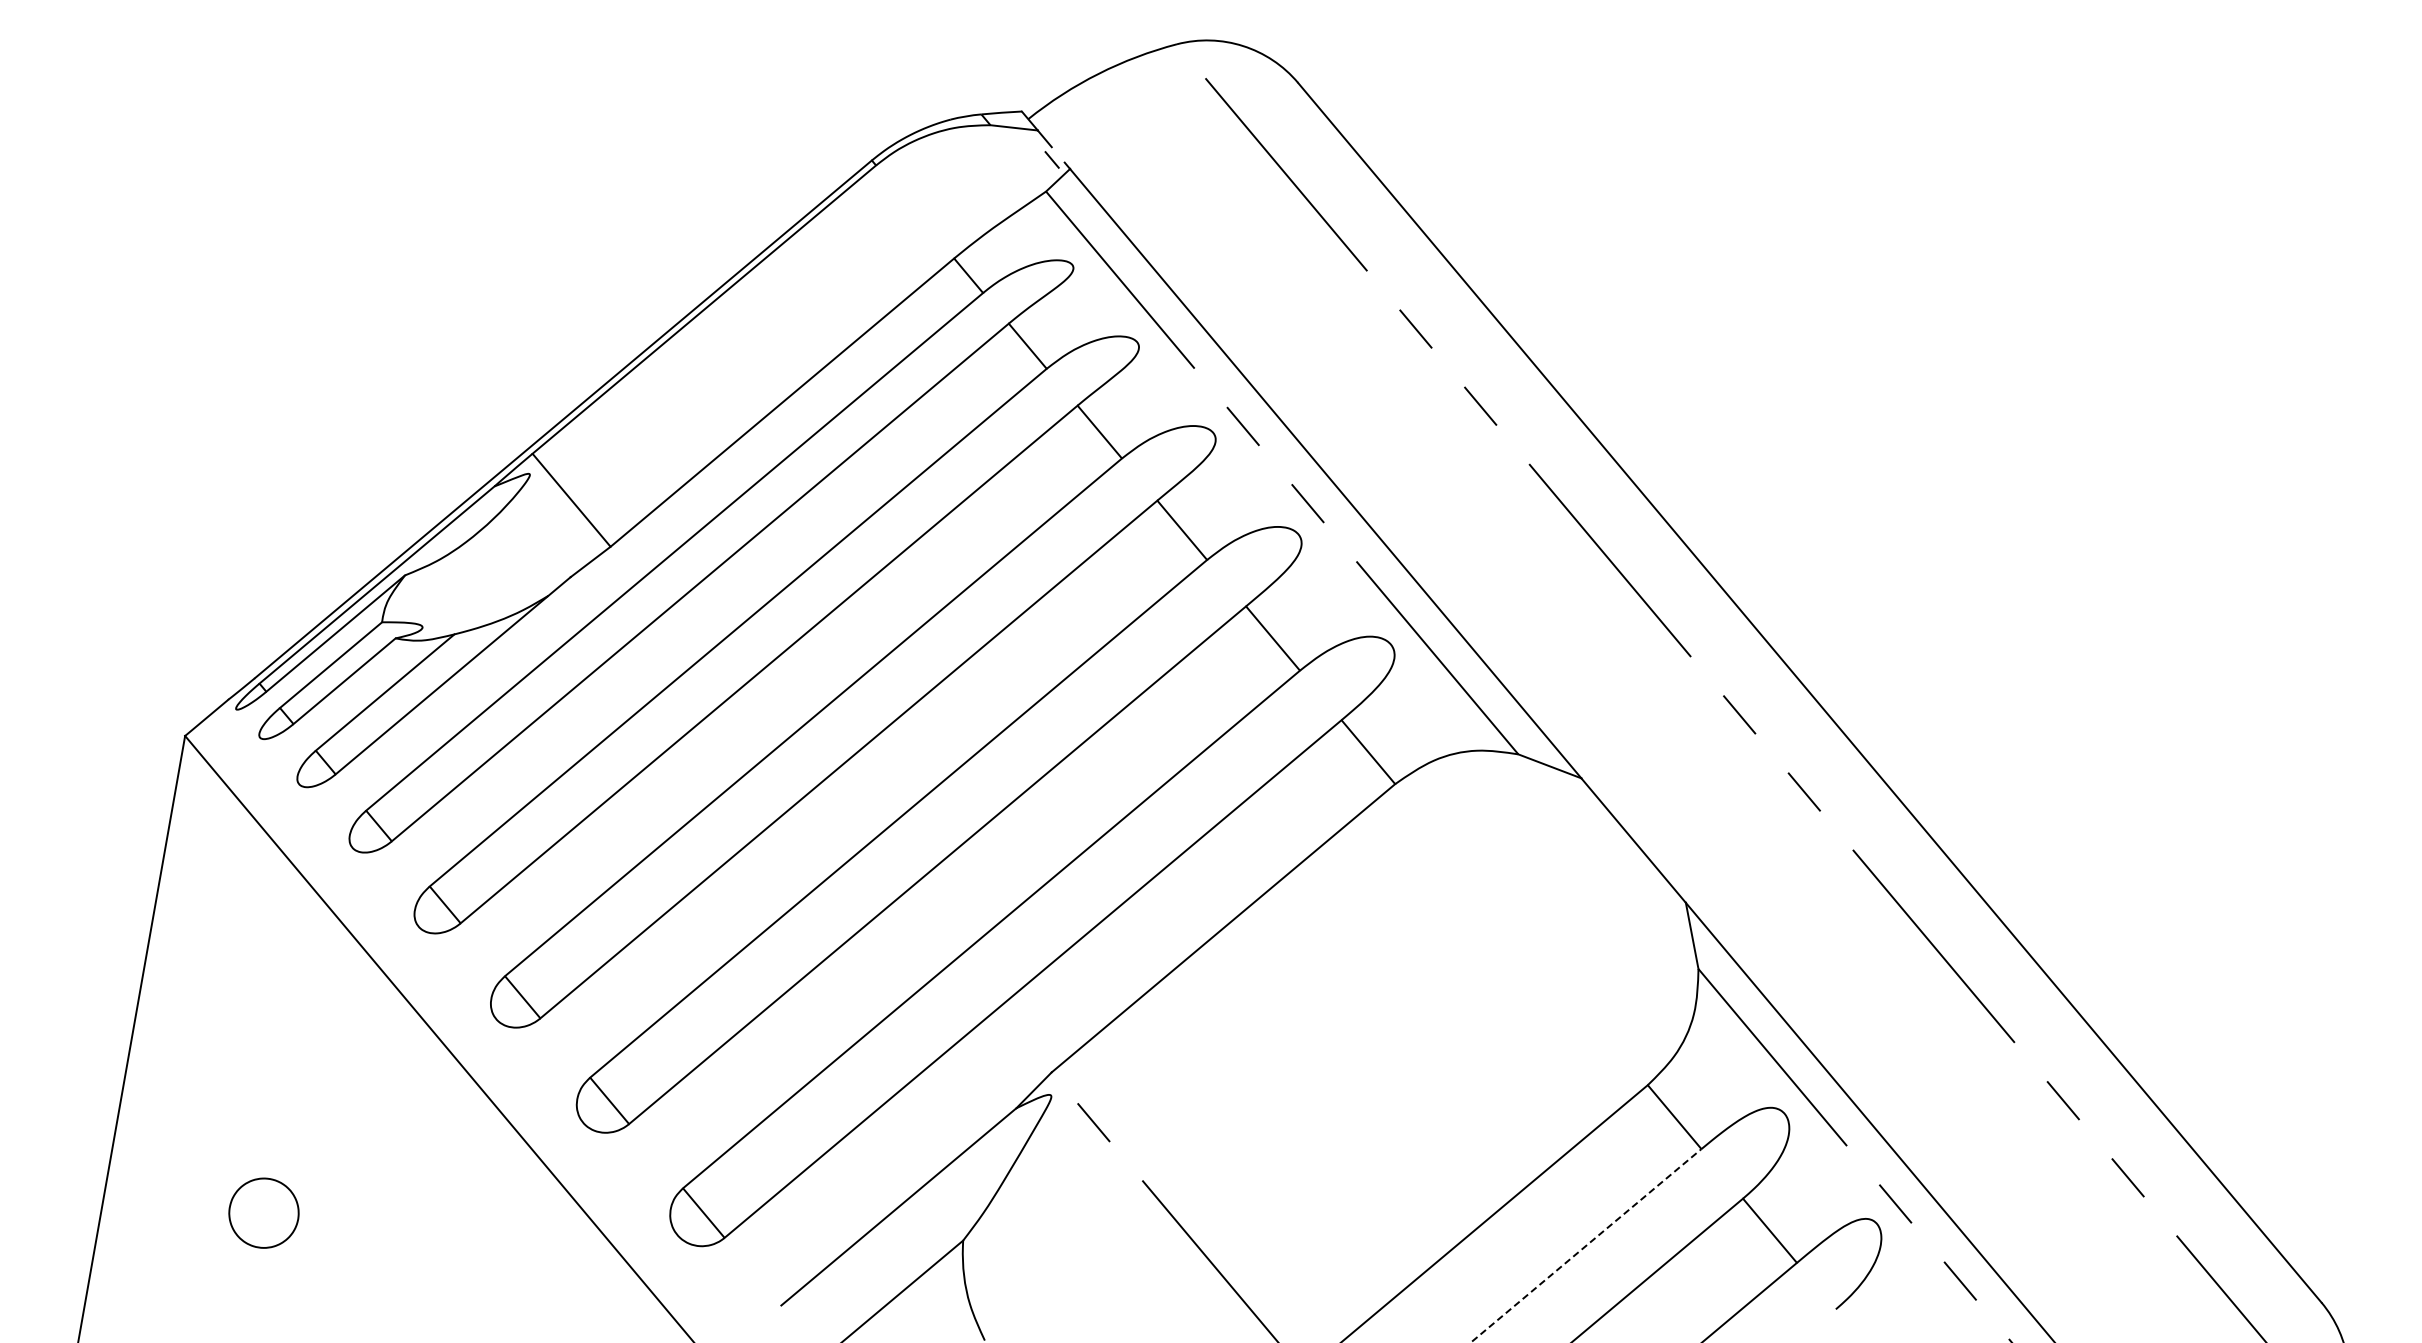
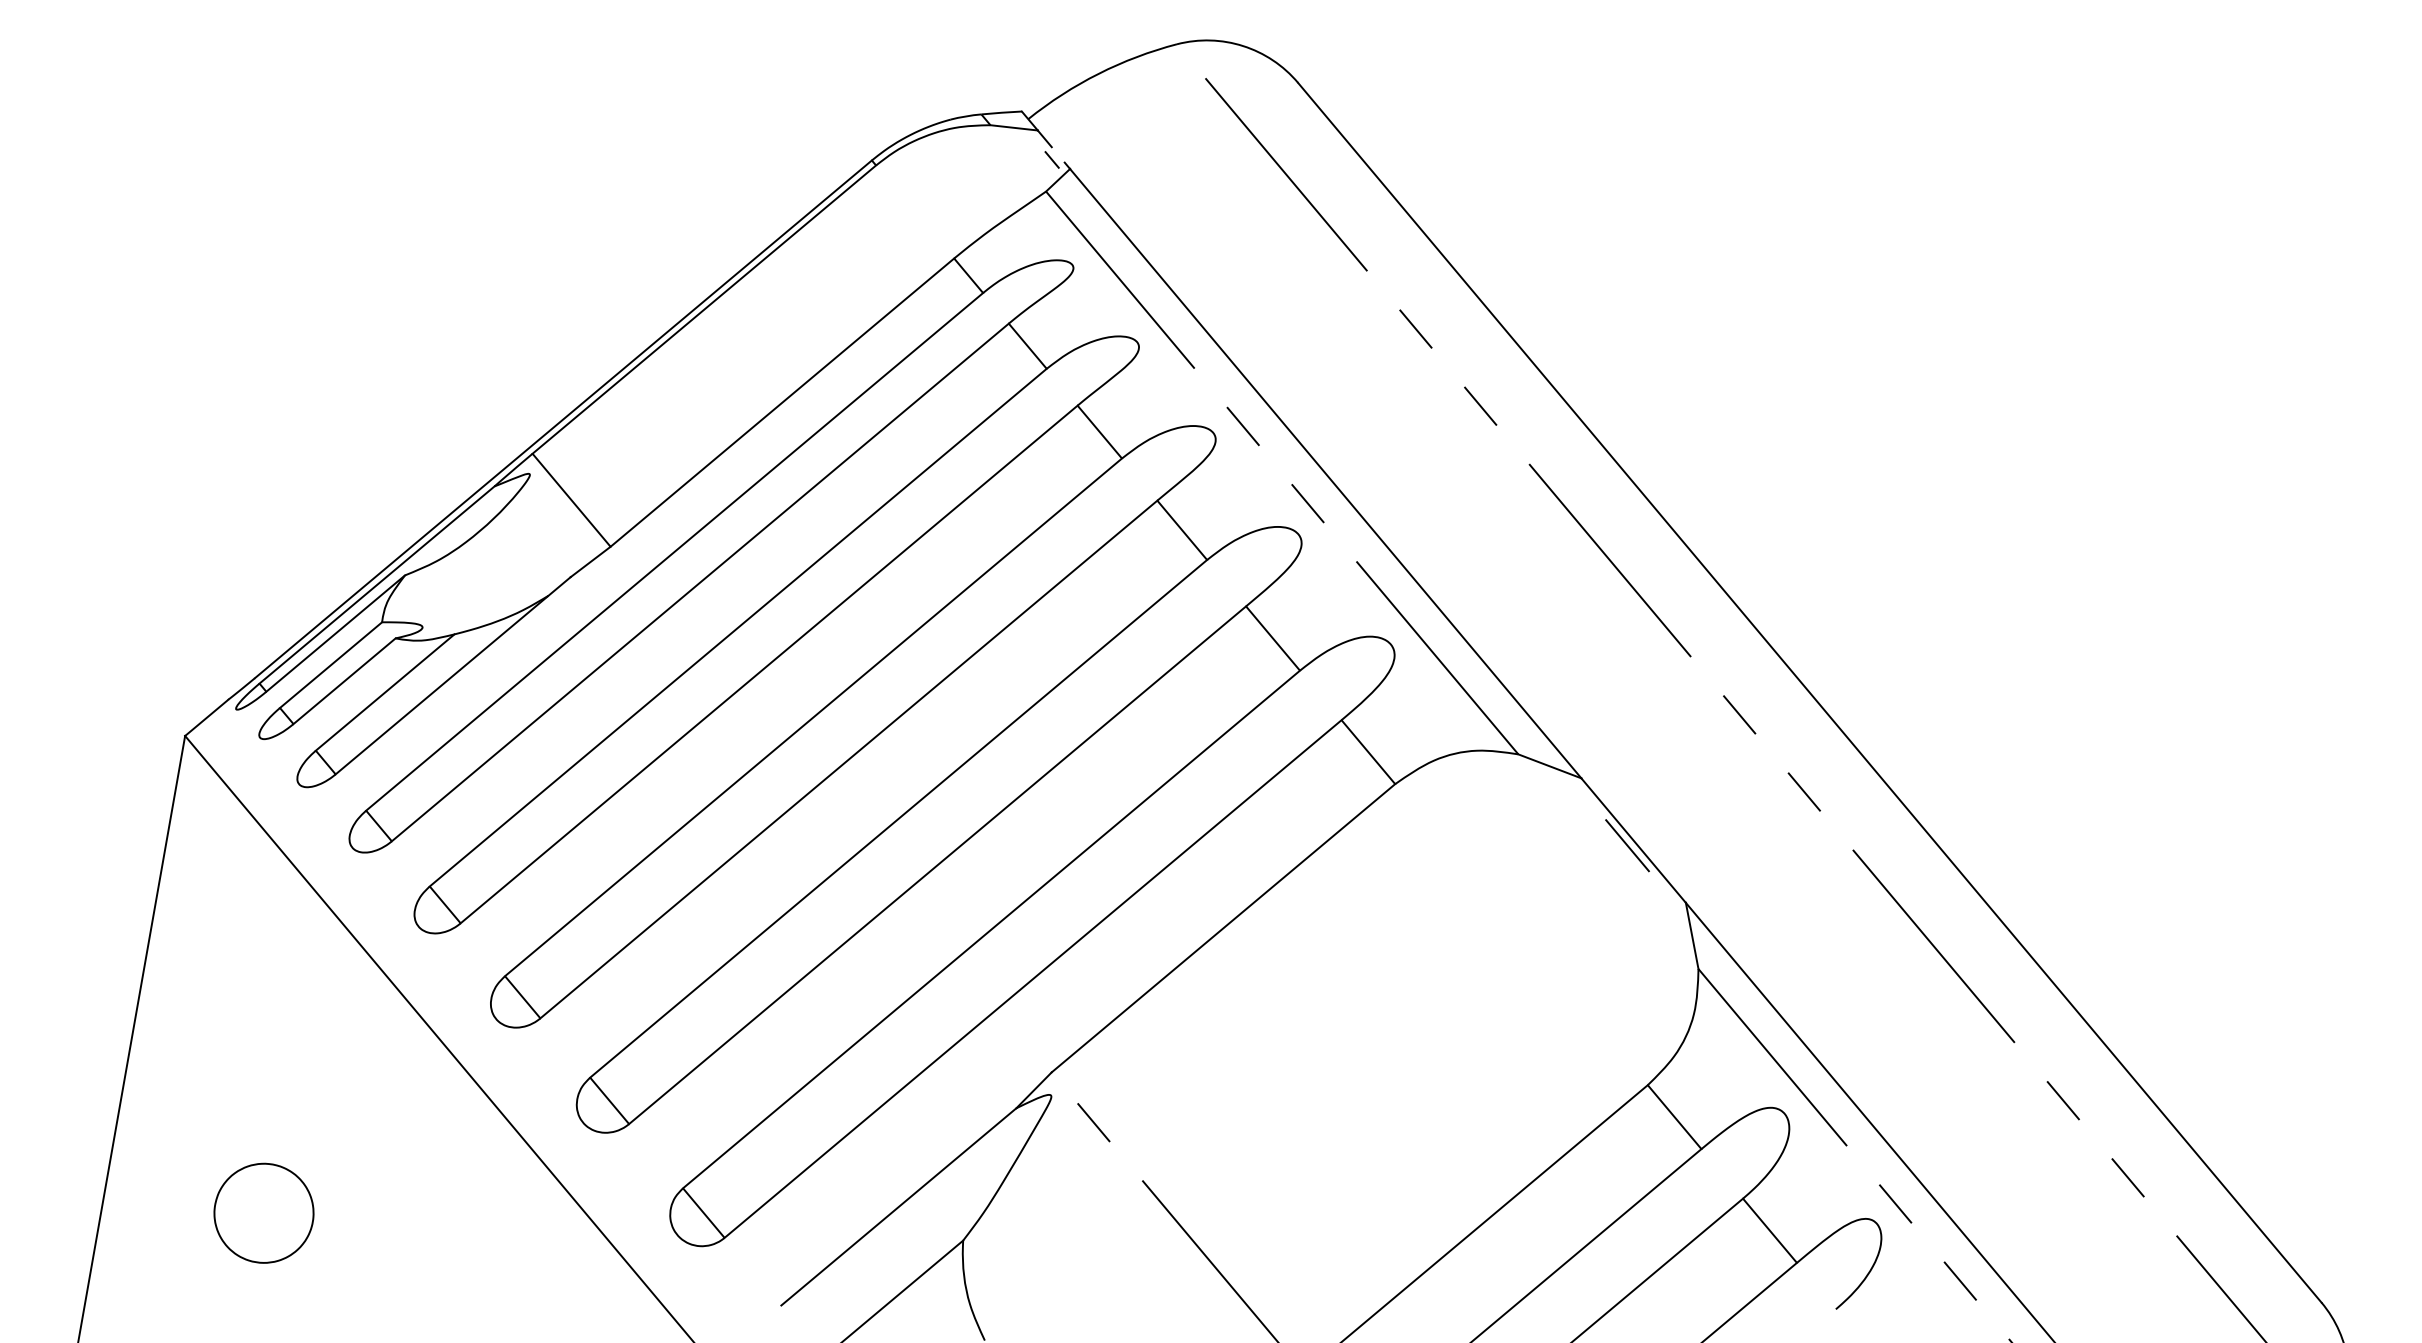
line: none -> present (1627, 845)
part size: 72x72 px -> 102x102 px (263, 1212)
line: dashed -> solid (1586, 1245)
